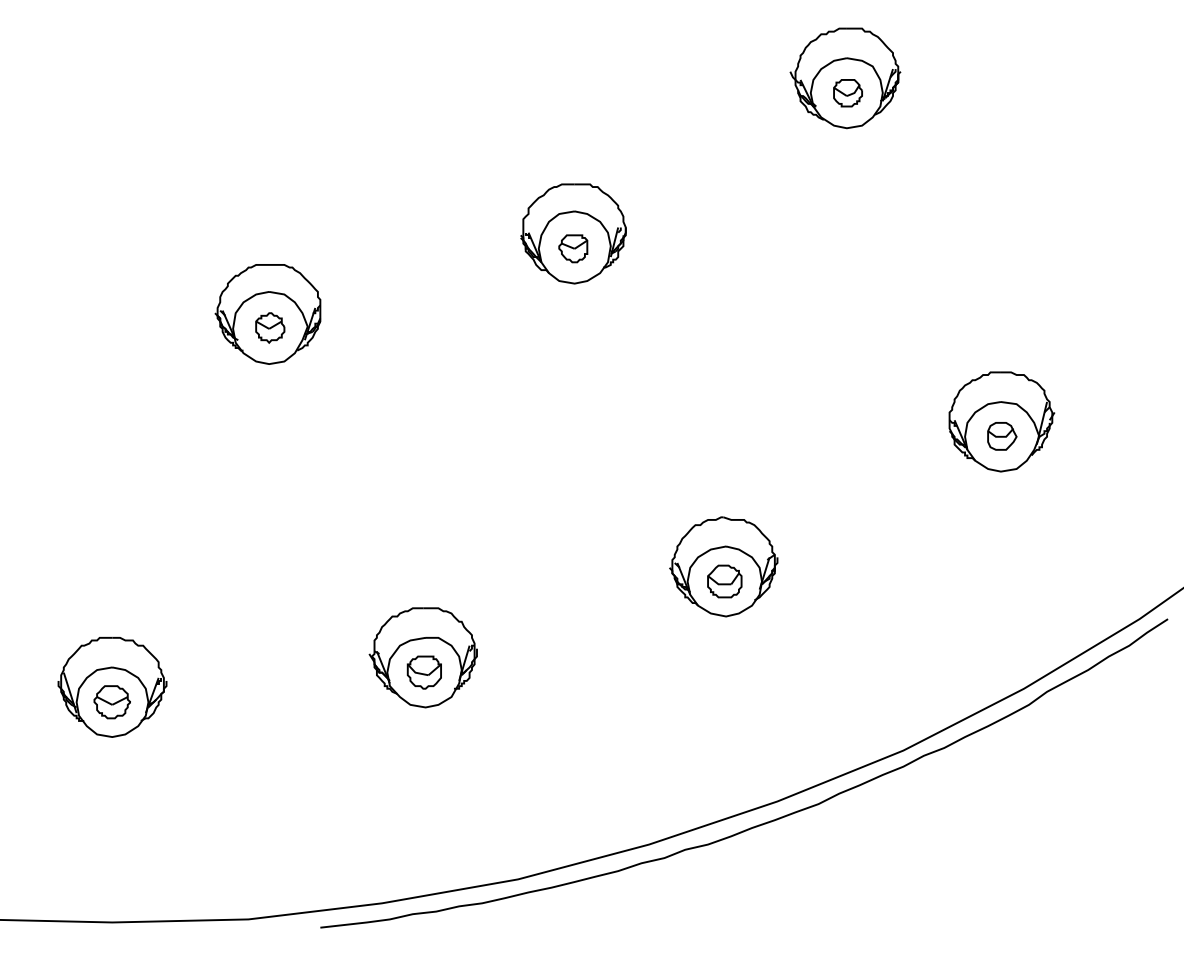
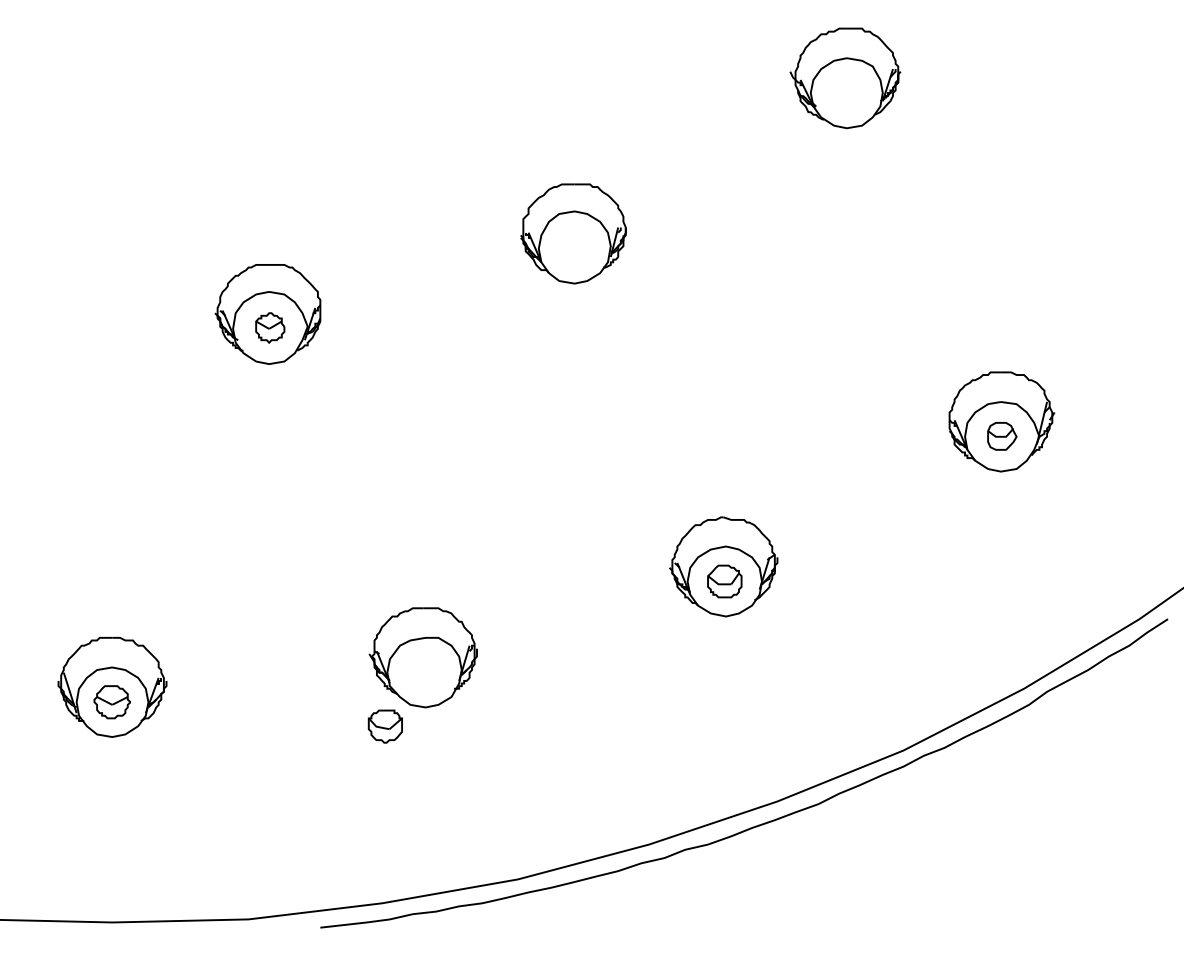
part: present -> none (847, 93)
part: present -> none (573, 248)
part position: (423, 672) -> (384, 726) (384, 726)
